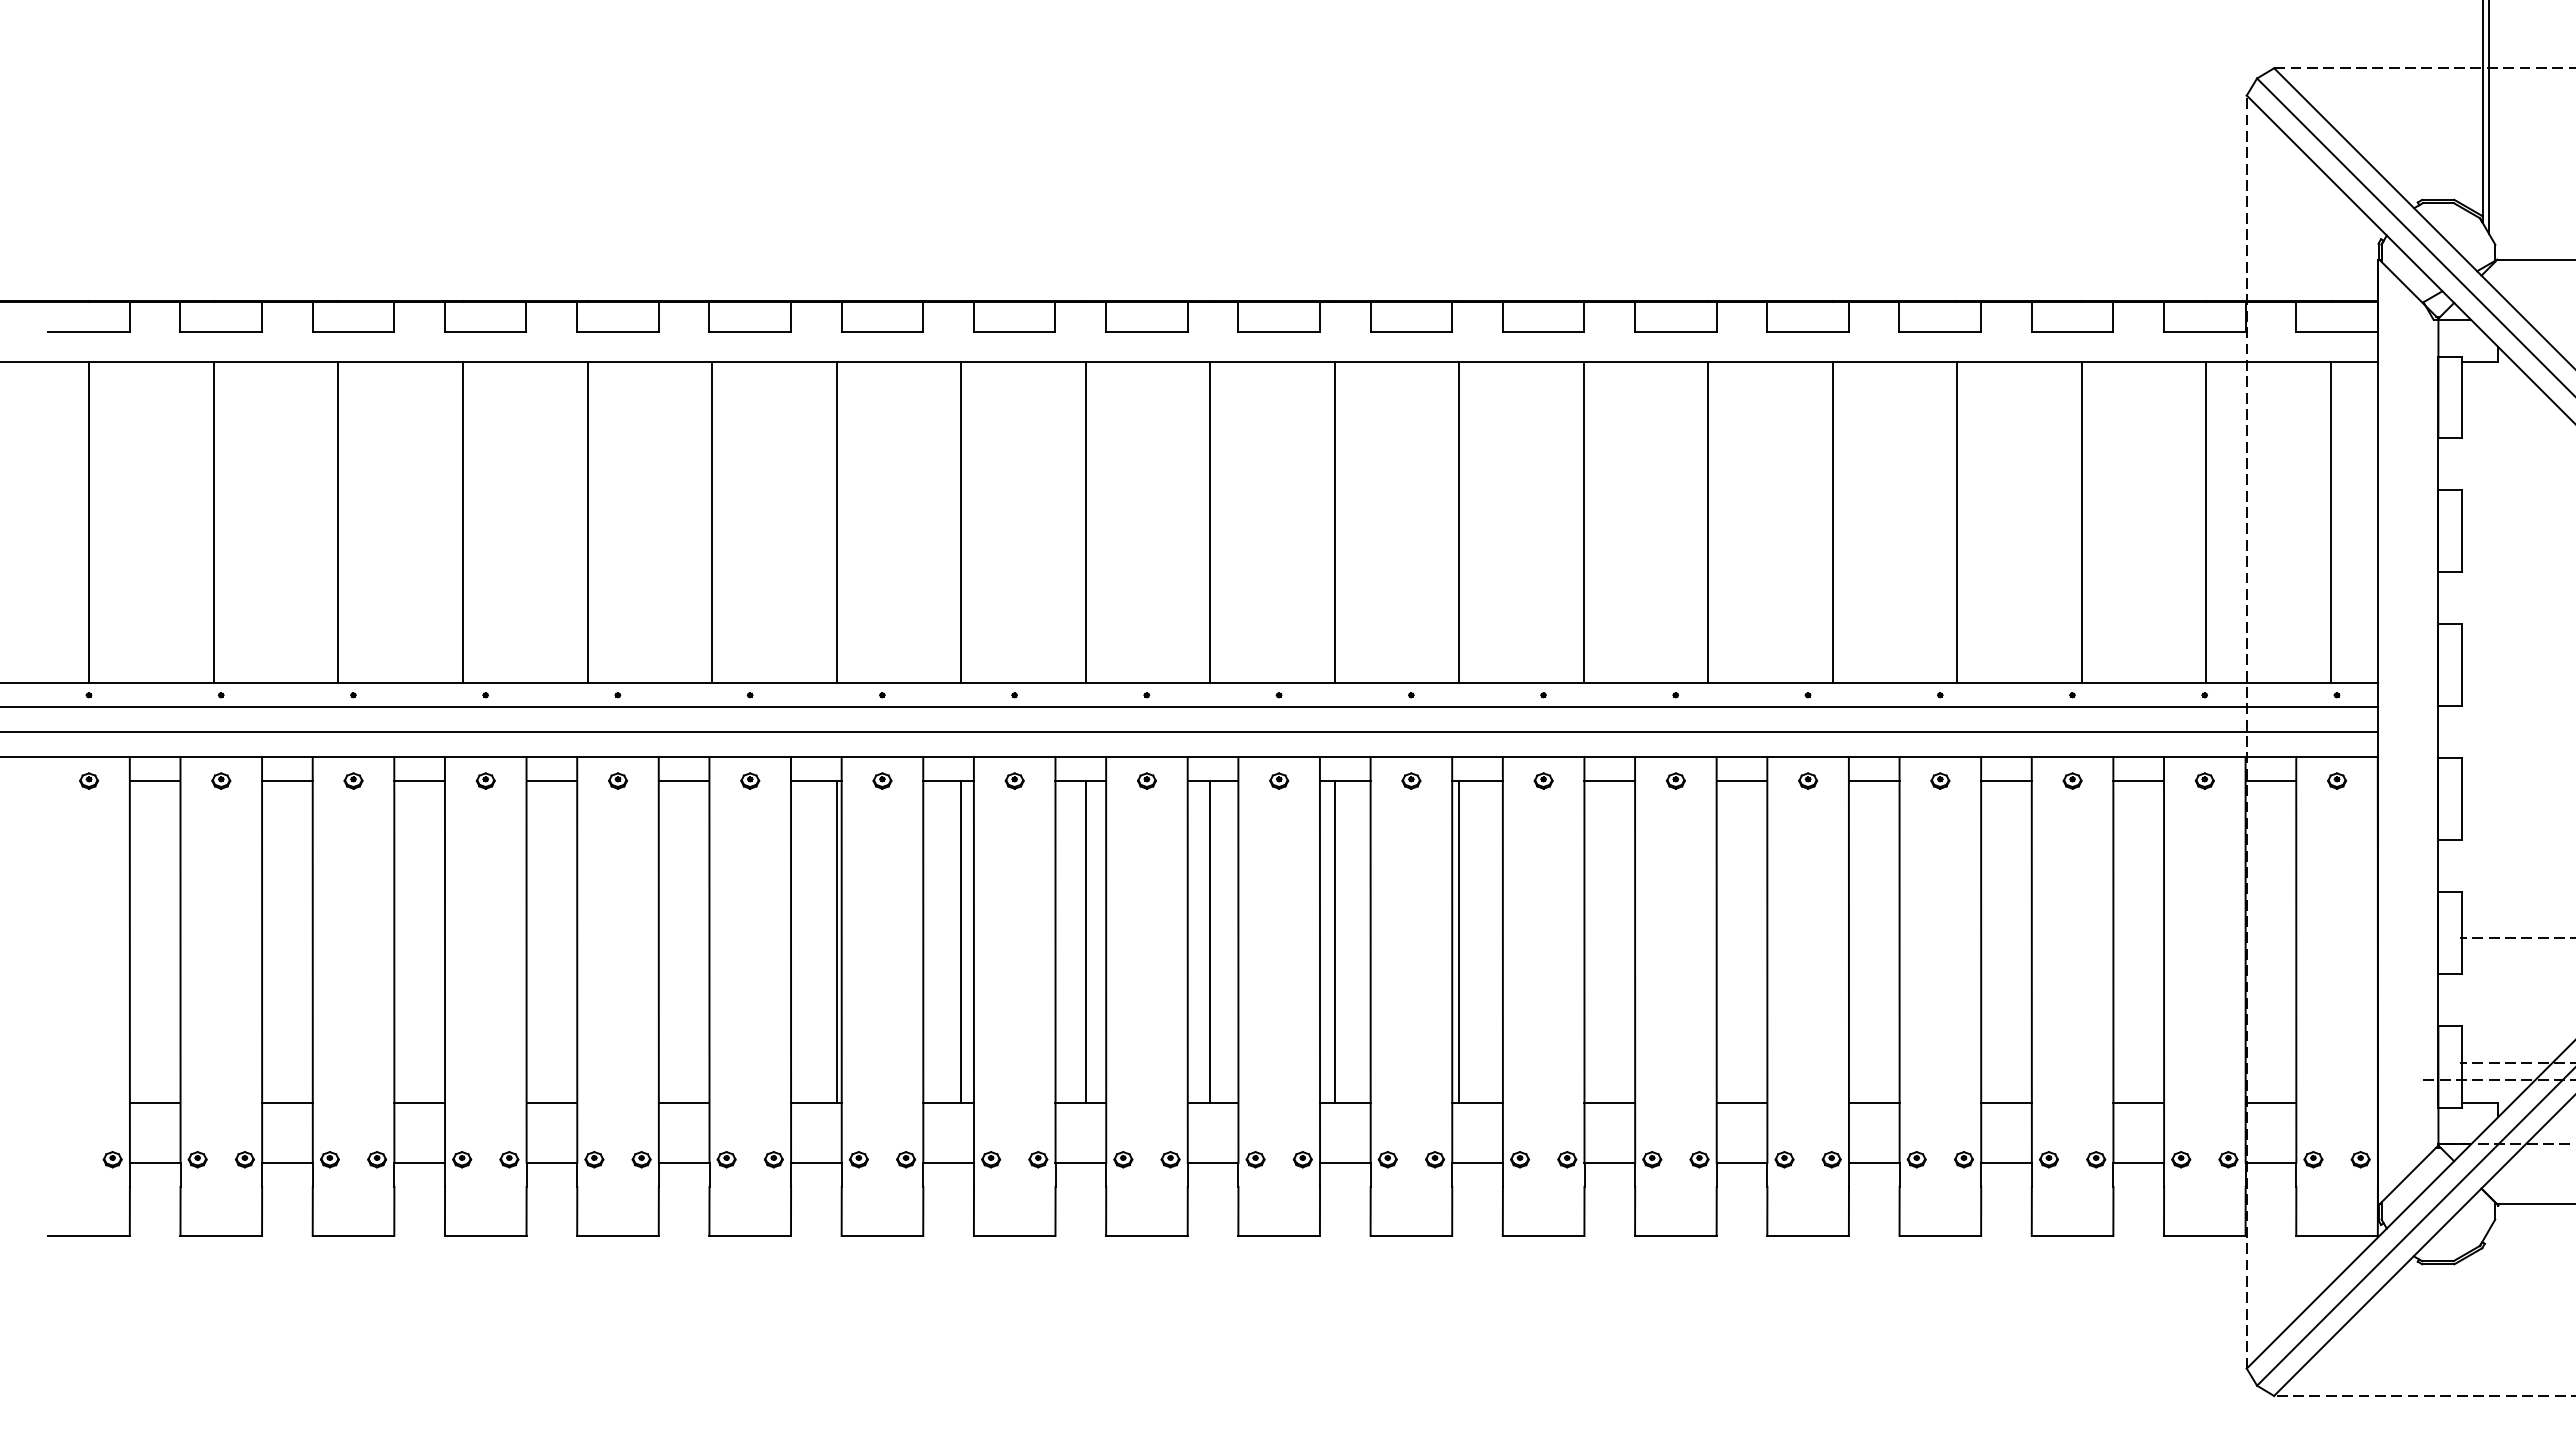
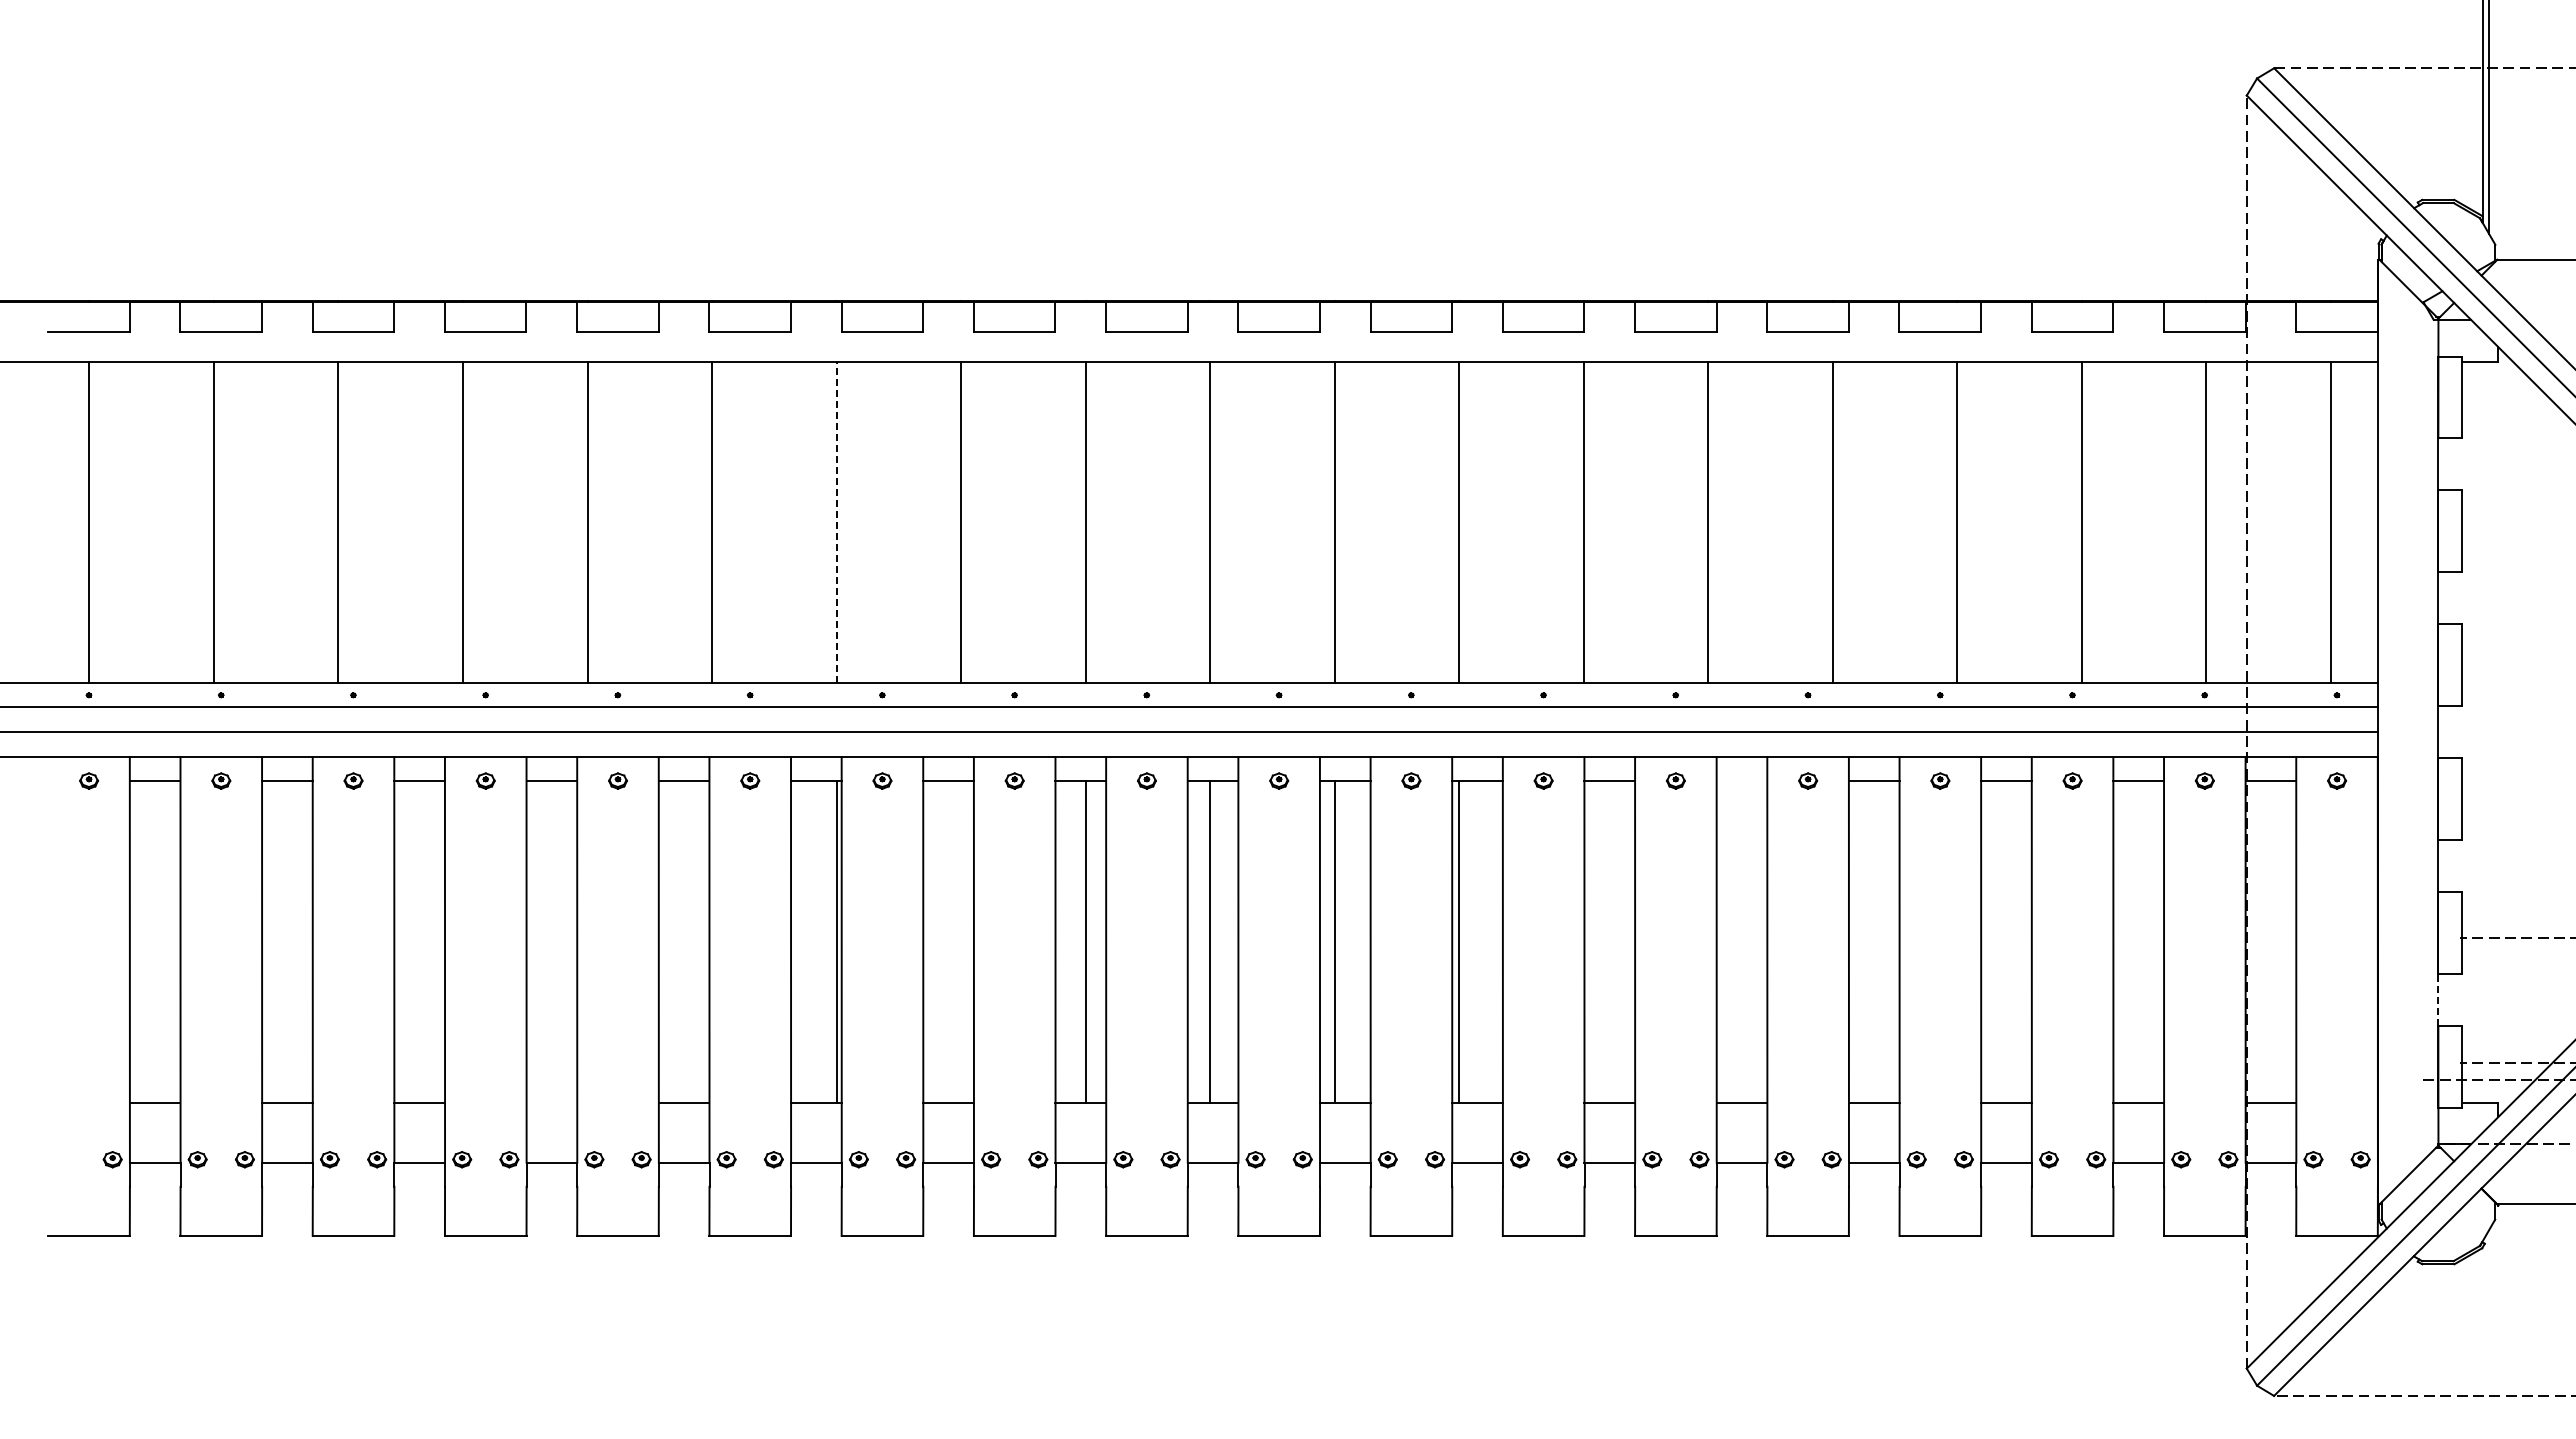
line: solid -> dashed (836, 522)
line: present -> none (1741, 781)
line: present -> none (961, 941)
line: solid -> dashed (2438, 999)
line: present -> none (551, 1102)
